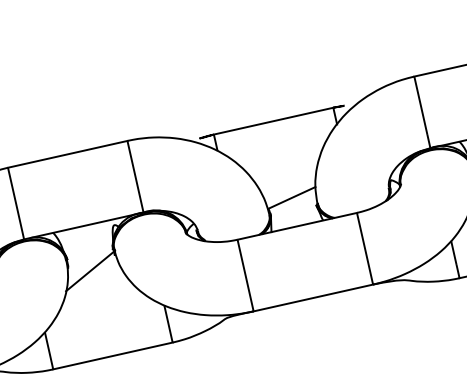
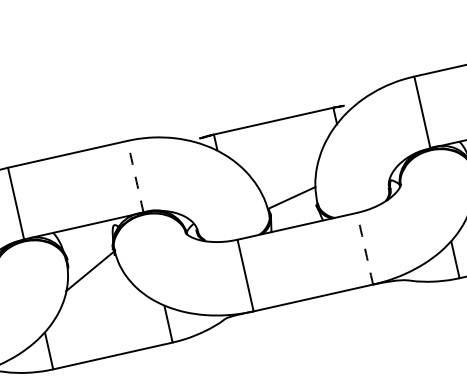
arc: solid -> dashed (135, 176)
arc: solid -> dashed (365, 248)
